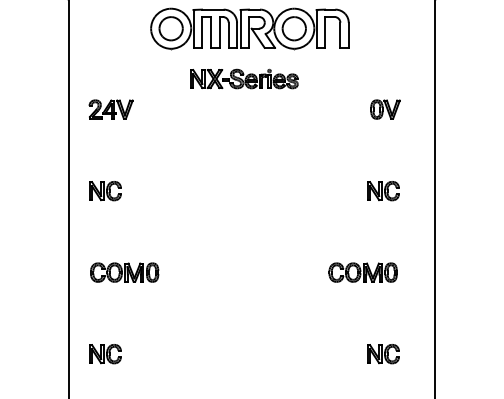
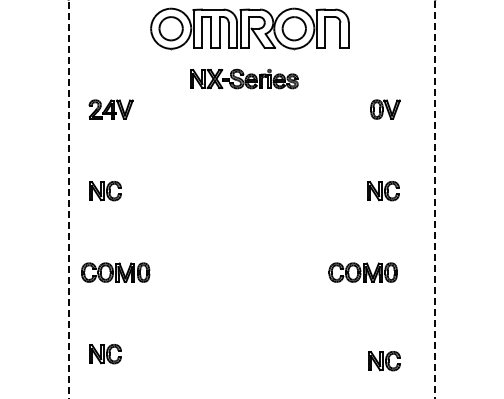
line: solid -> dashed (68, 199)
line: solid -> dashed (435, 199)
part position: (124, 272) -> (115, 272) (115, 272)
part position: (383, 354) -> (384, 361) (384, 361)
